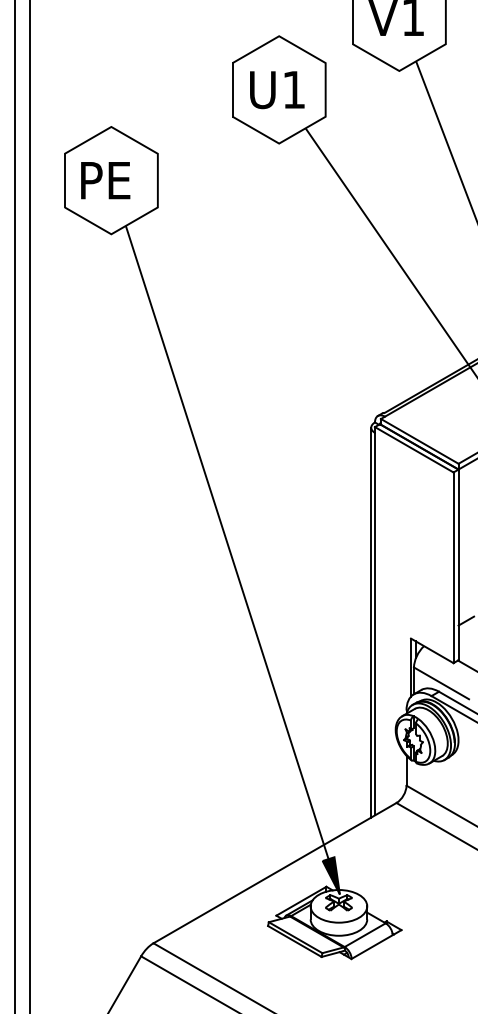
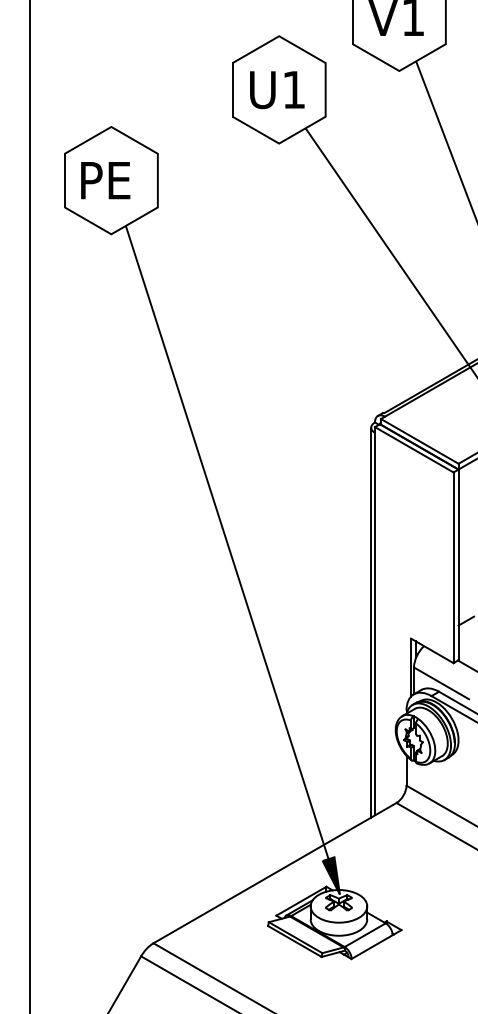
line: present -> none (14, 506)
